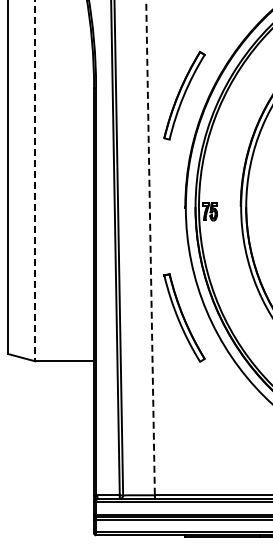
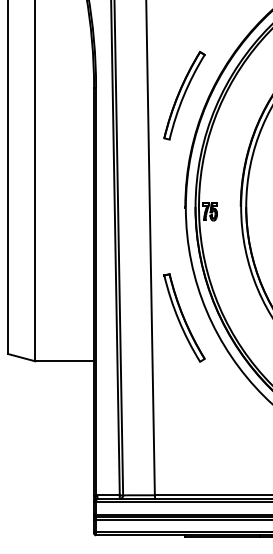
line: dashed -> solid (35, 181)
line: dashed -> solid (150, 248)
